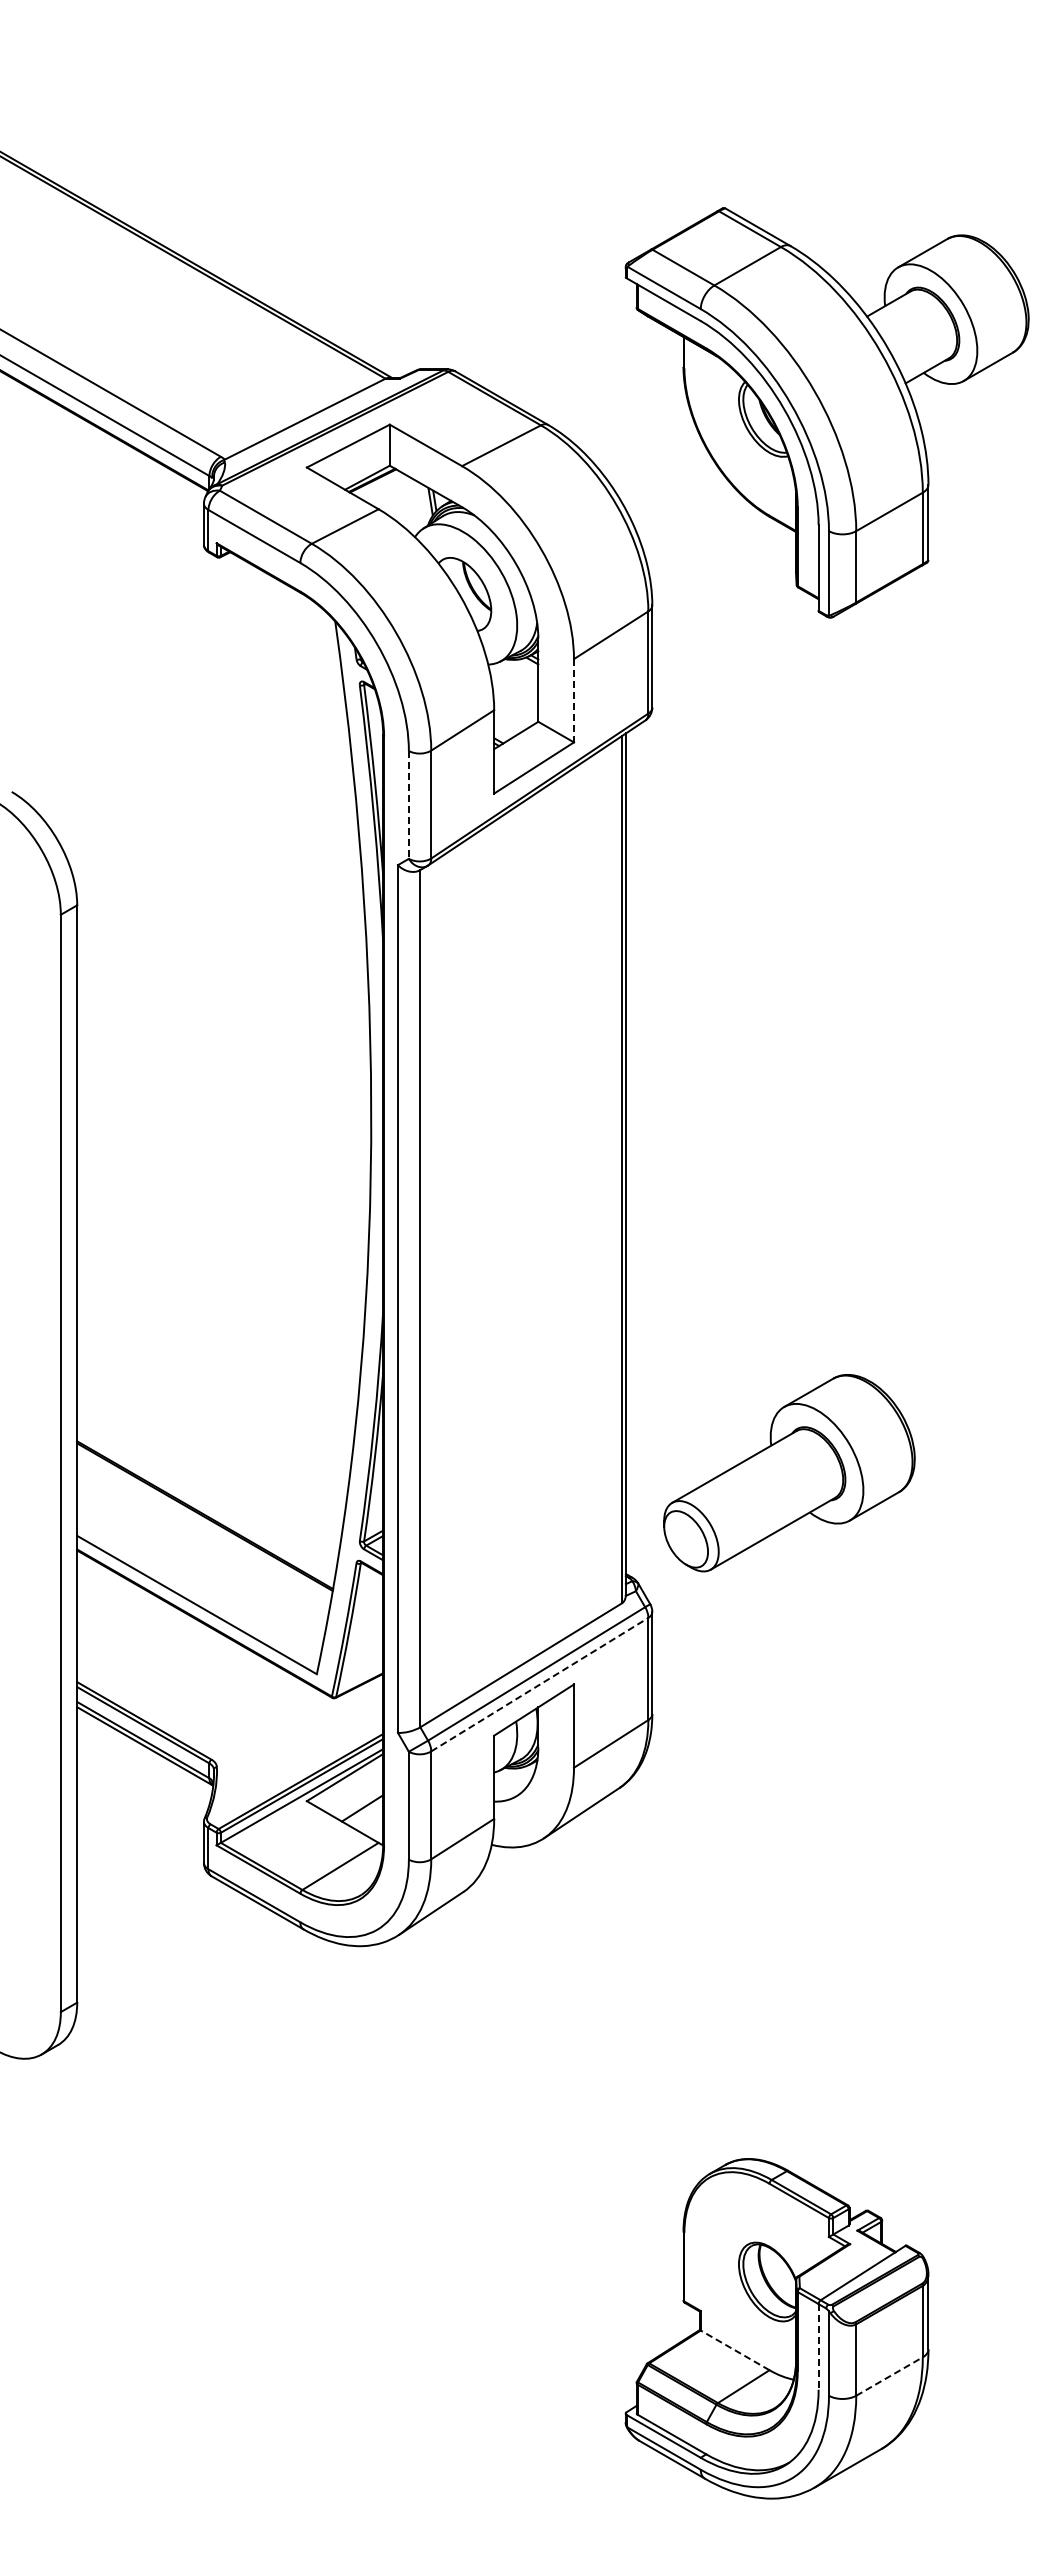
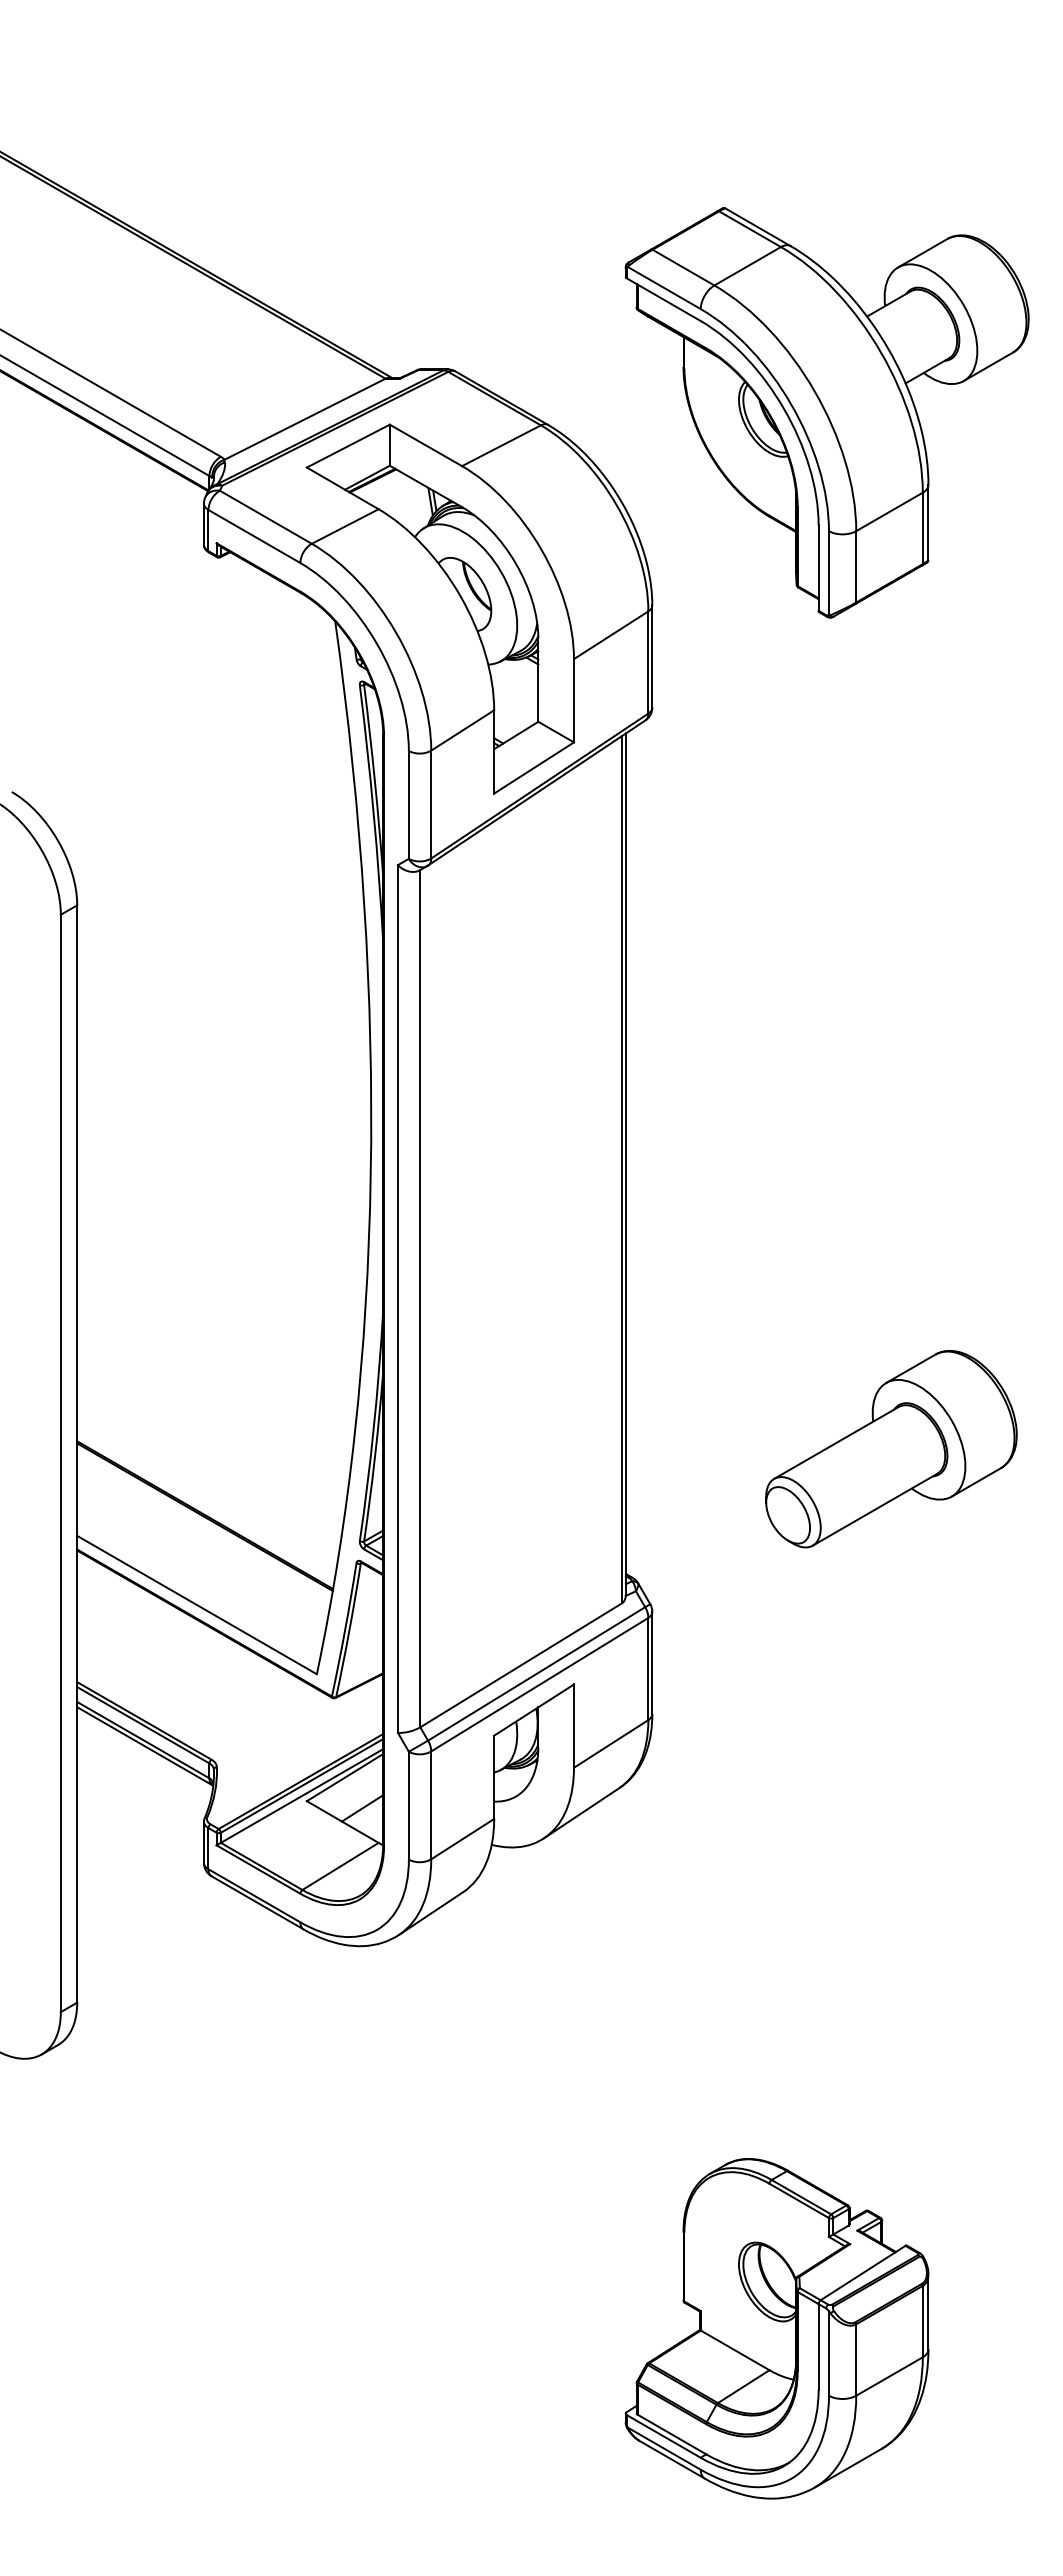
line: dashed -> solid (573, 700)
line: dashed -> solid (408, 804)
part position: (789, 1473) -> (891, 1449) (891, 1449)
line: dashed -> solid (540, 1684)
line: dashed -> solid (818, 2346)
line: dashed -> solid (735, 2350)
line: dashed -> solid (889, 2376)
